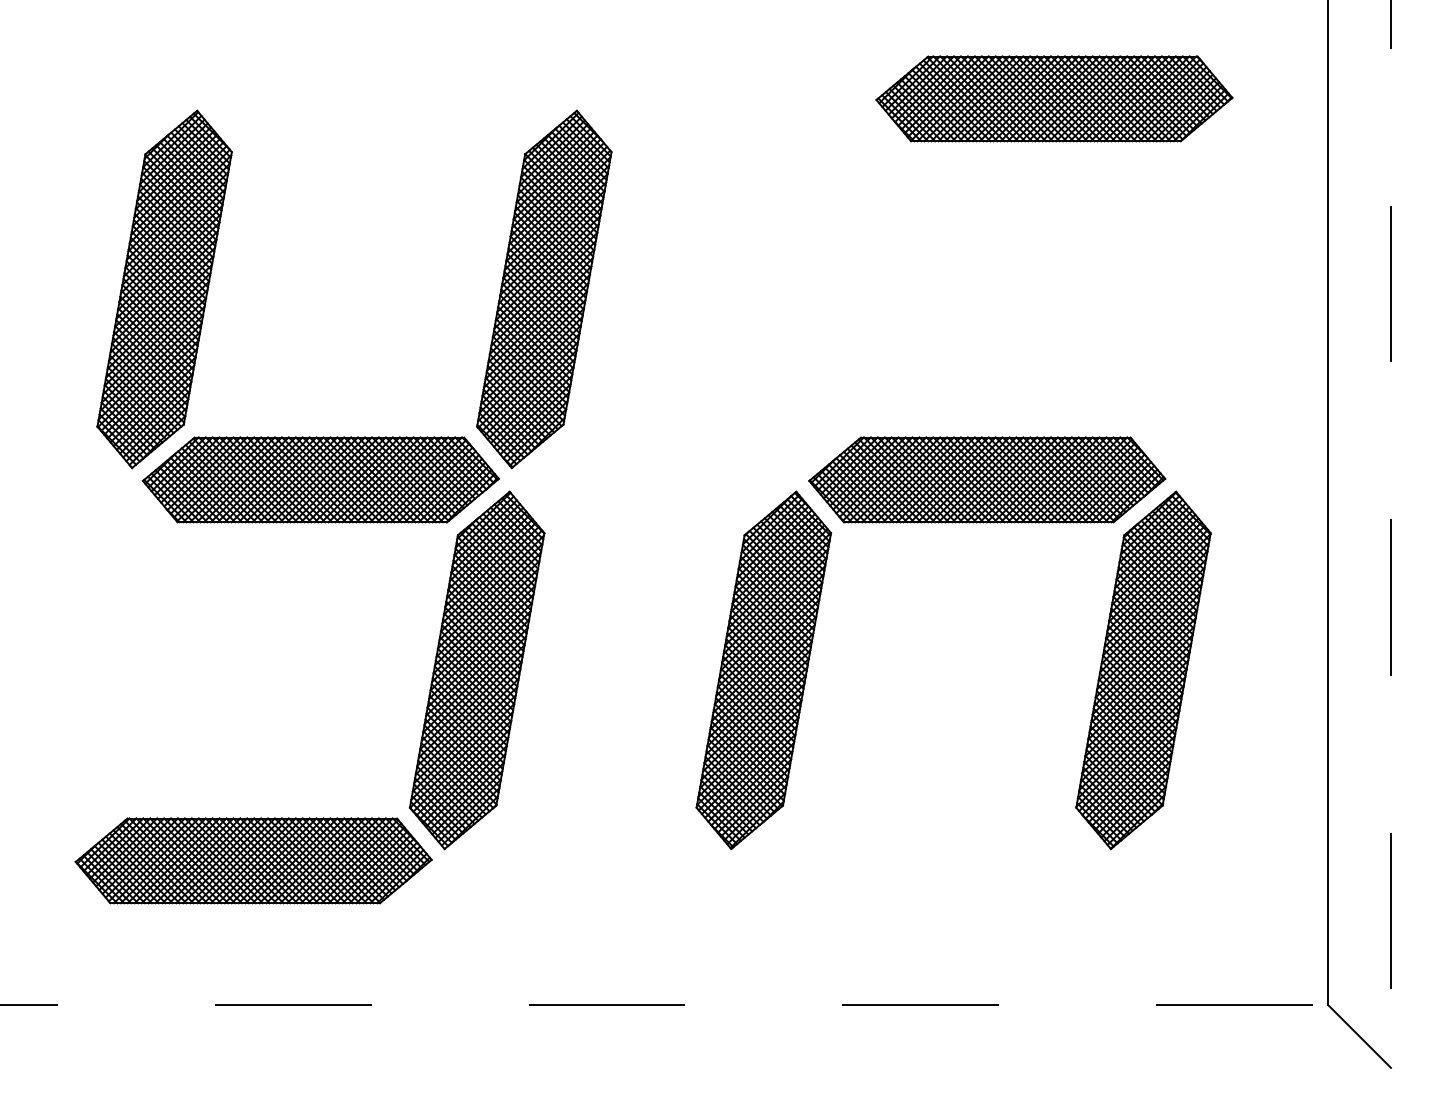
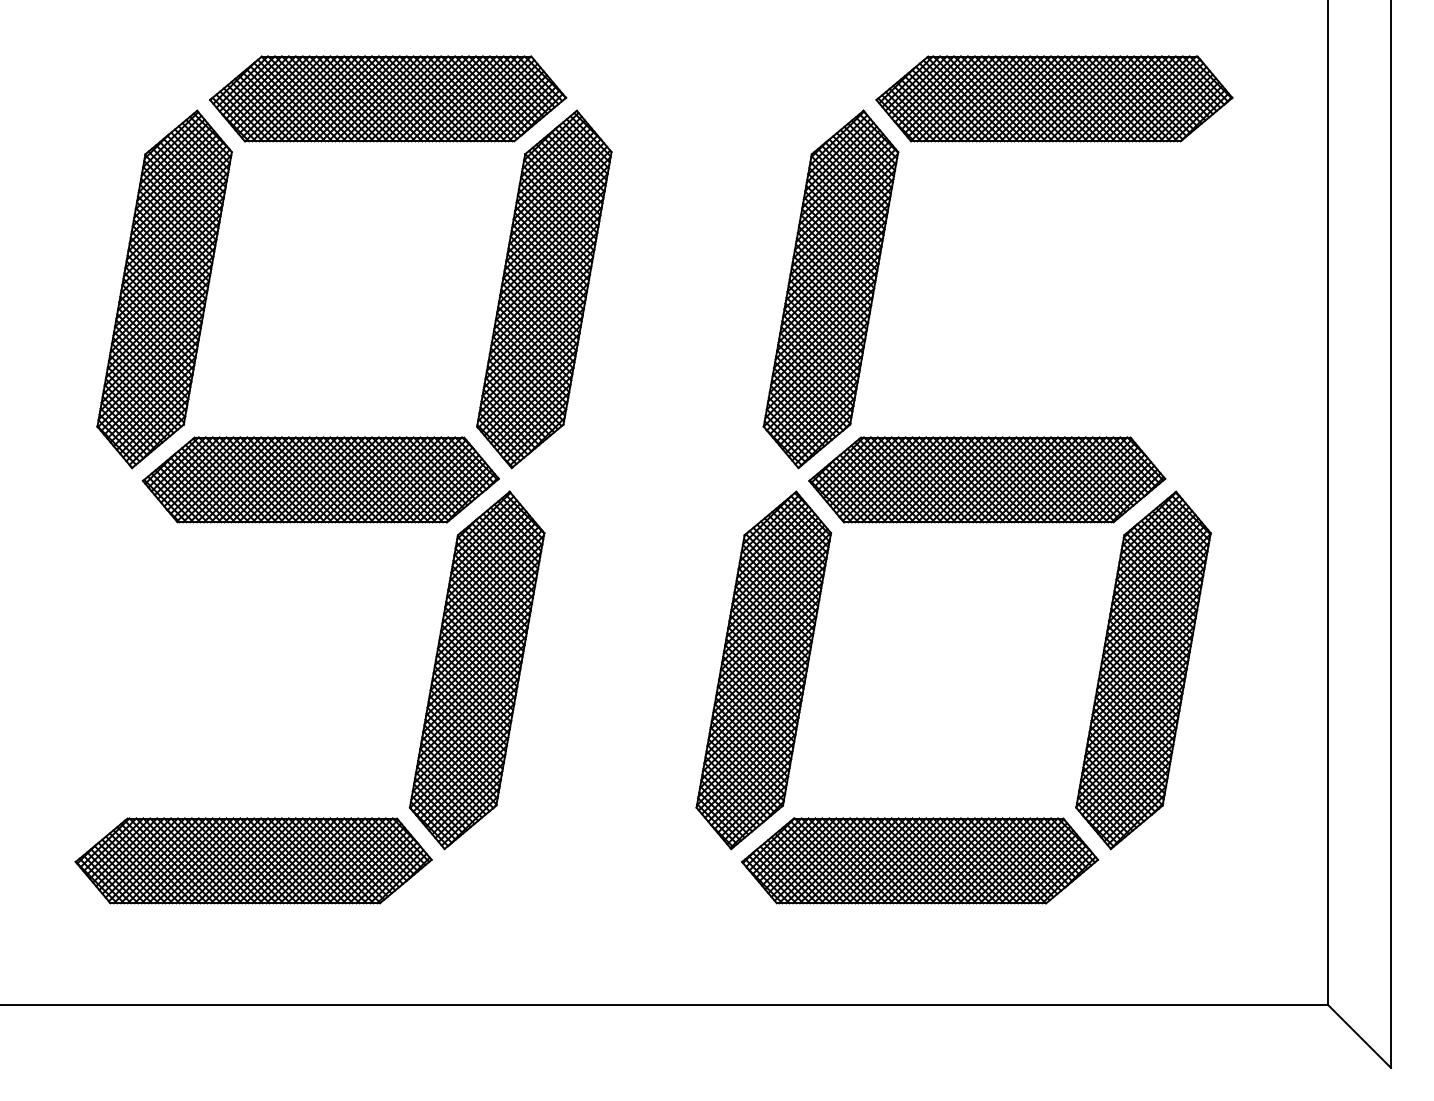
part: none -> present (388, 98)
part: none -> present (830, 289)
line: dashed -> solid (1390, 534)
part: none -> present (920, 860)
line: dashed -> solid (664, 1005)
